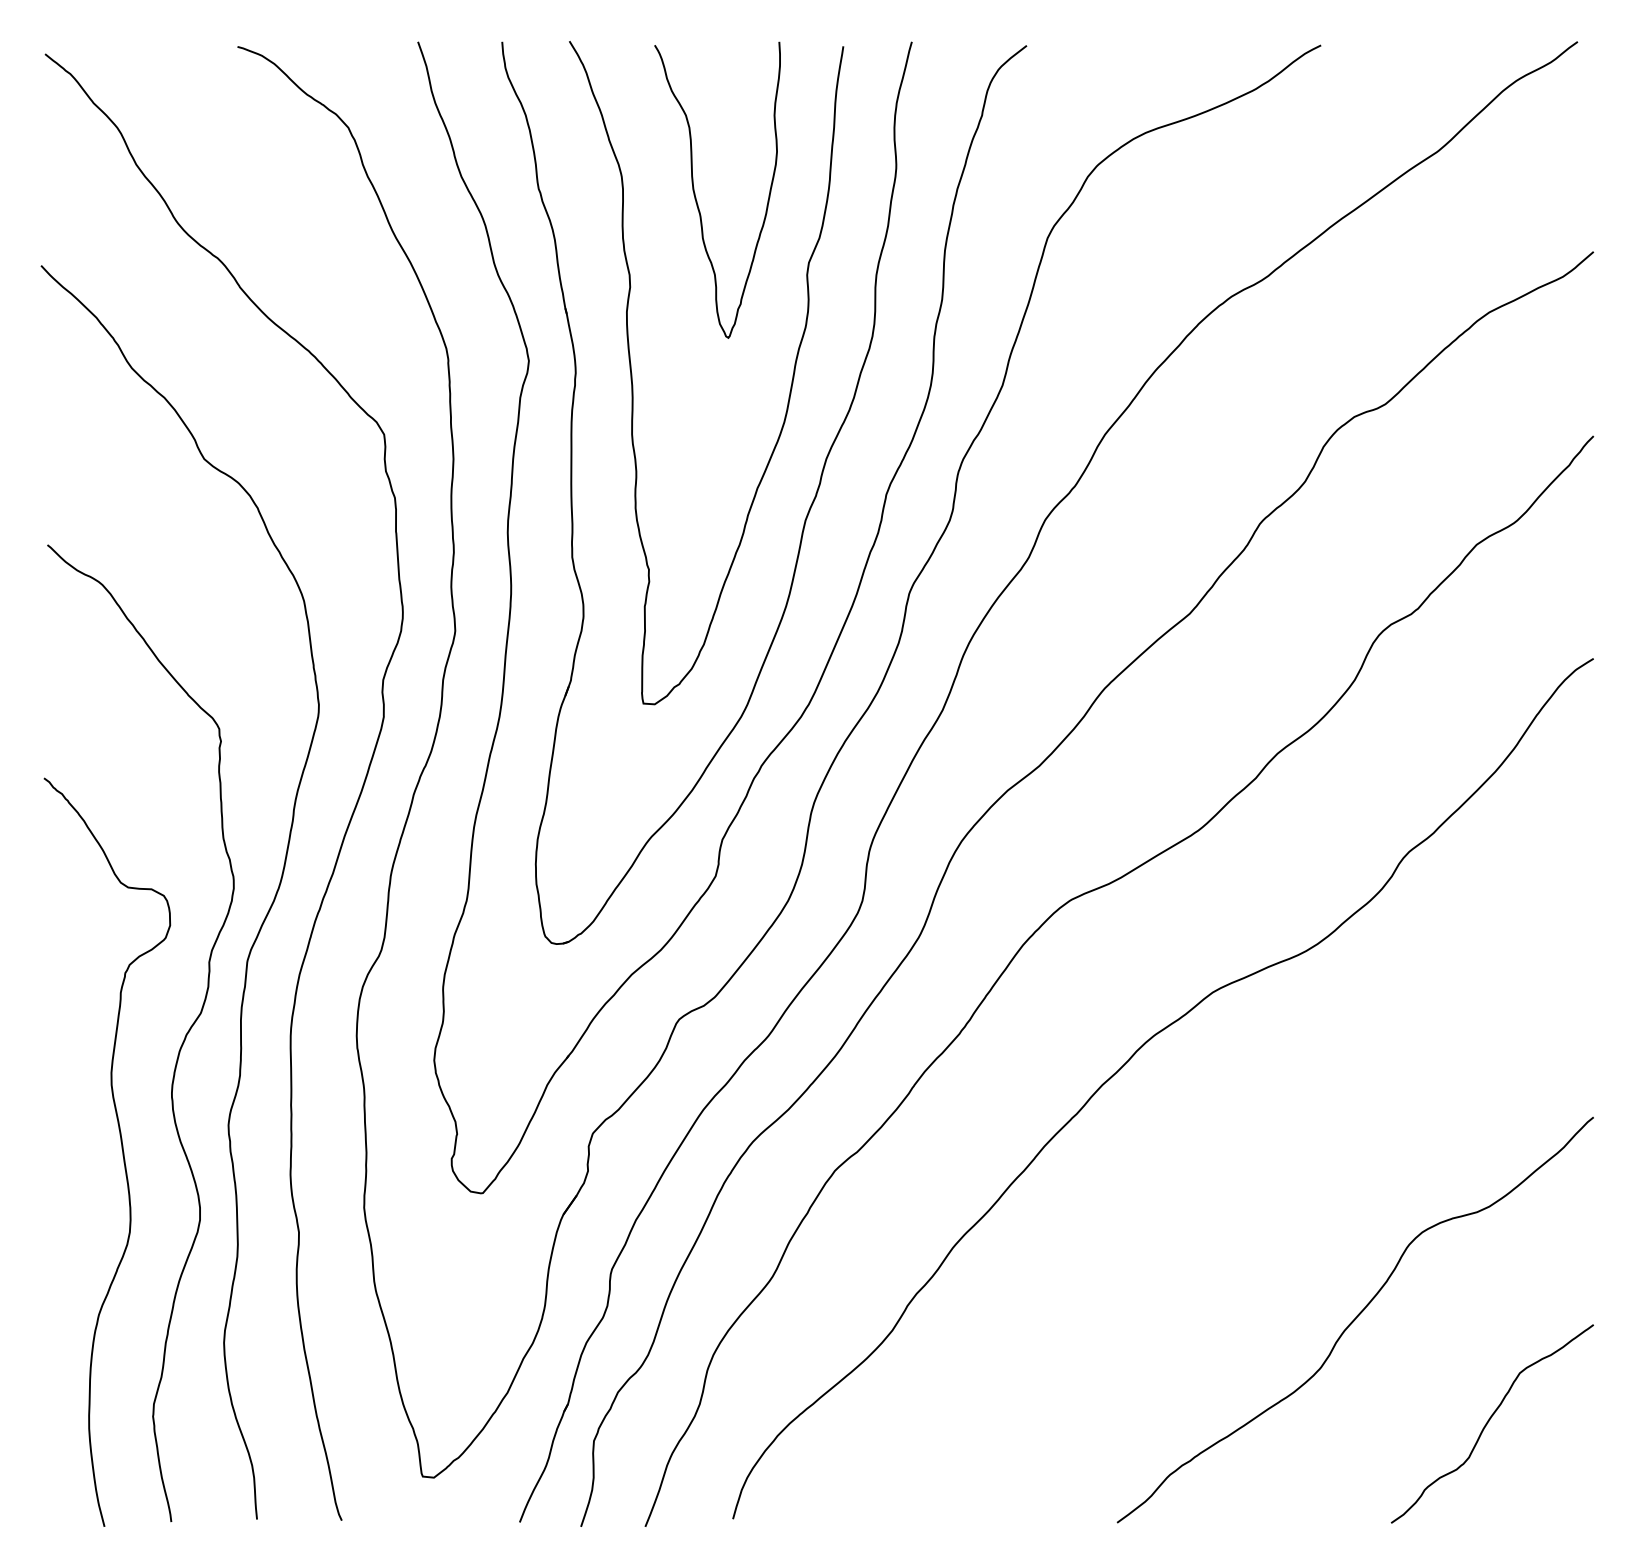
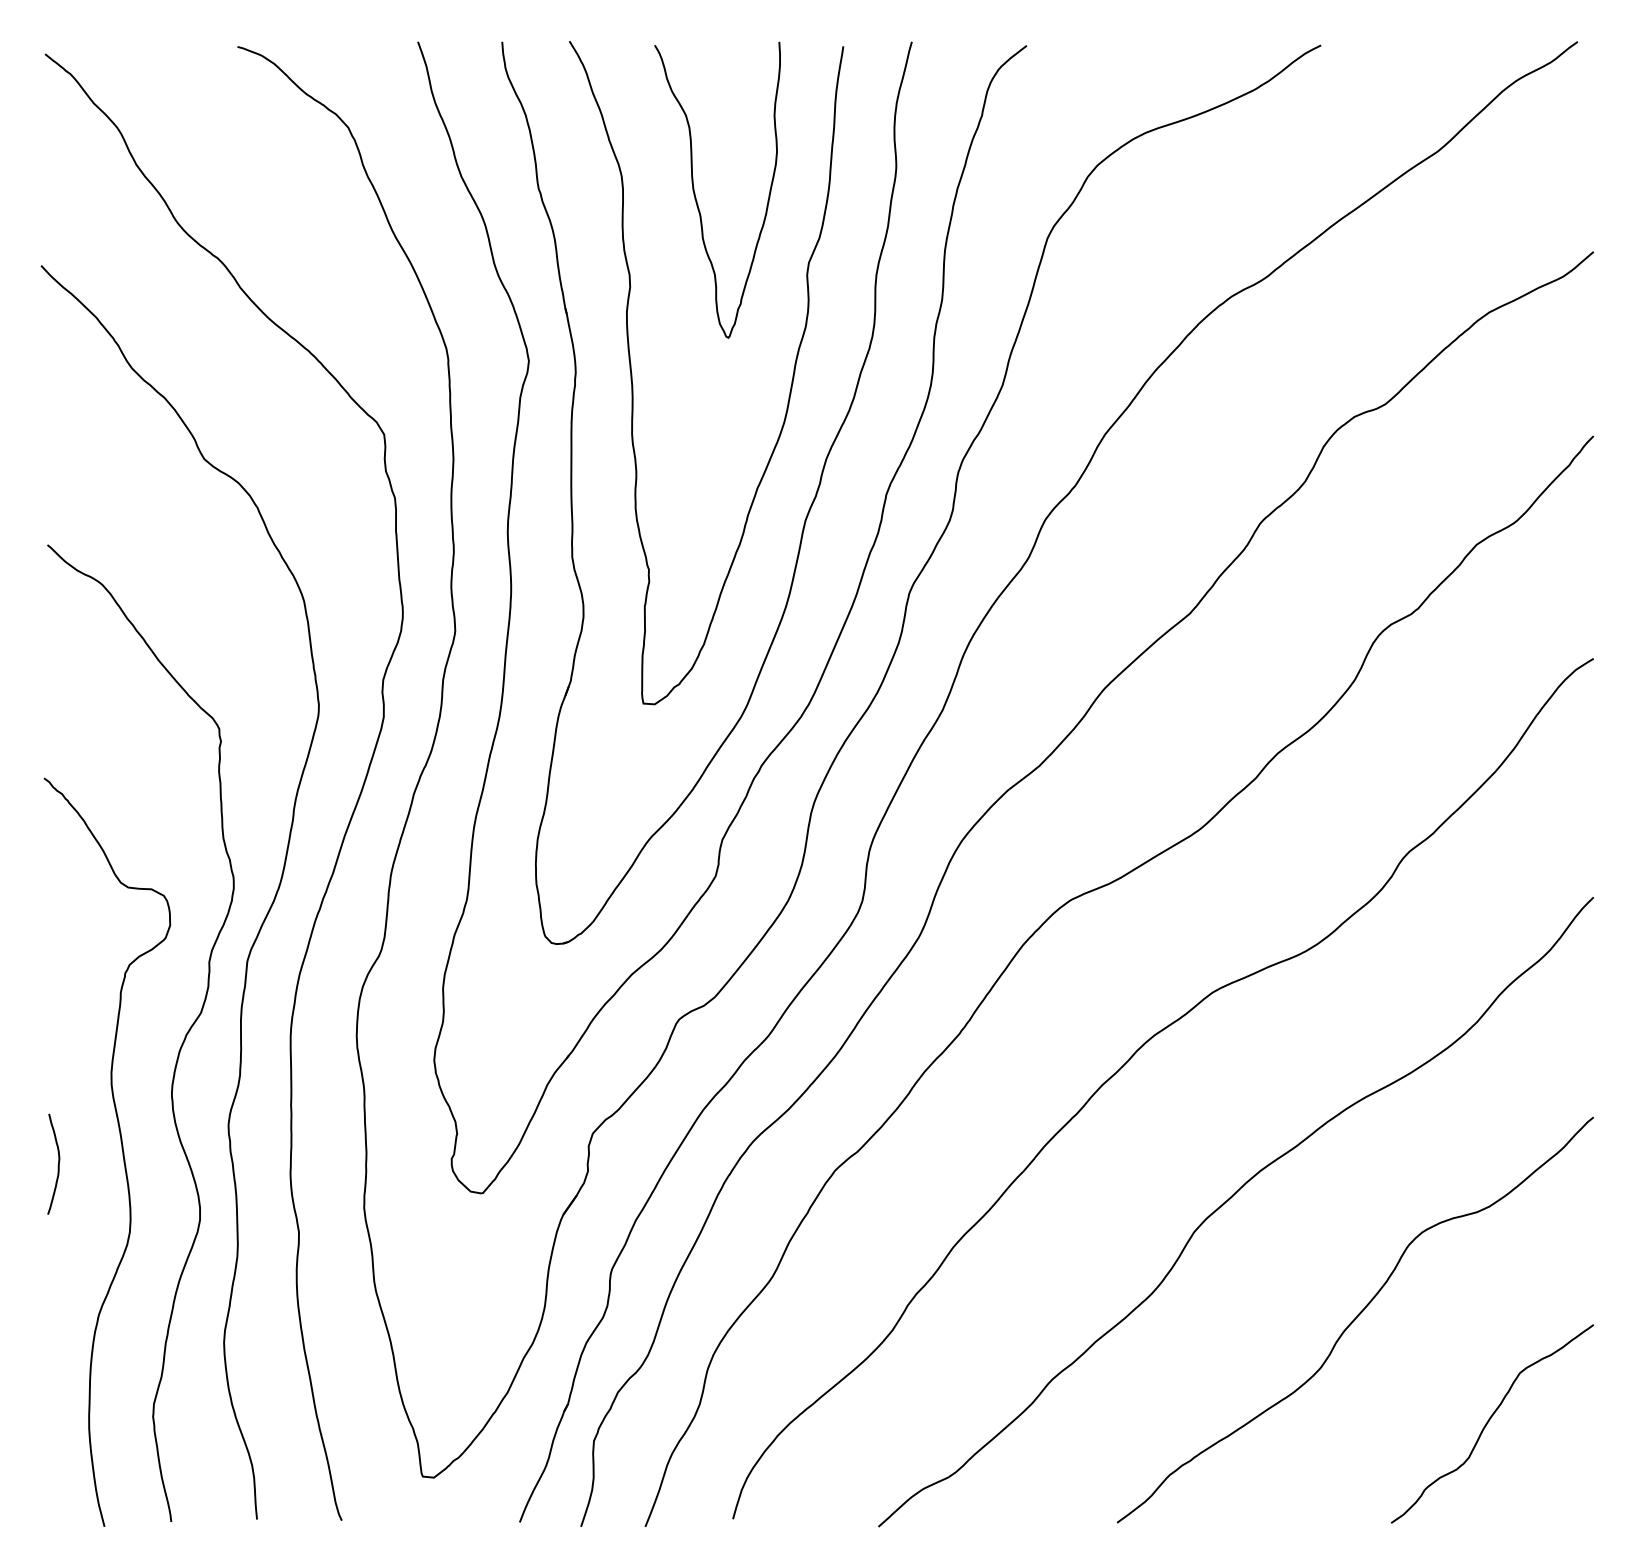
curve: none -> present (57, 1165)
curve: none -> present (1229, 1200)
